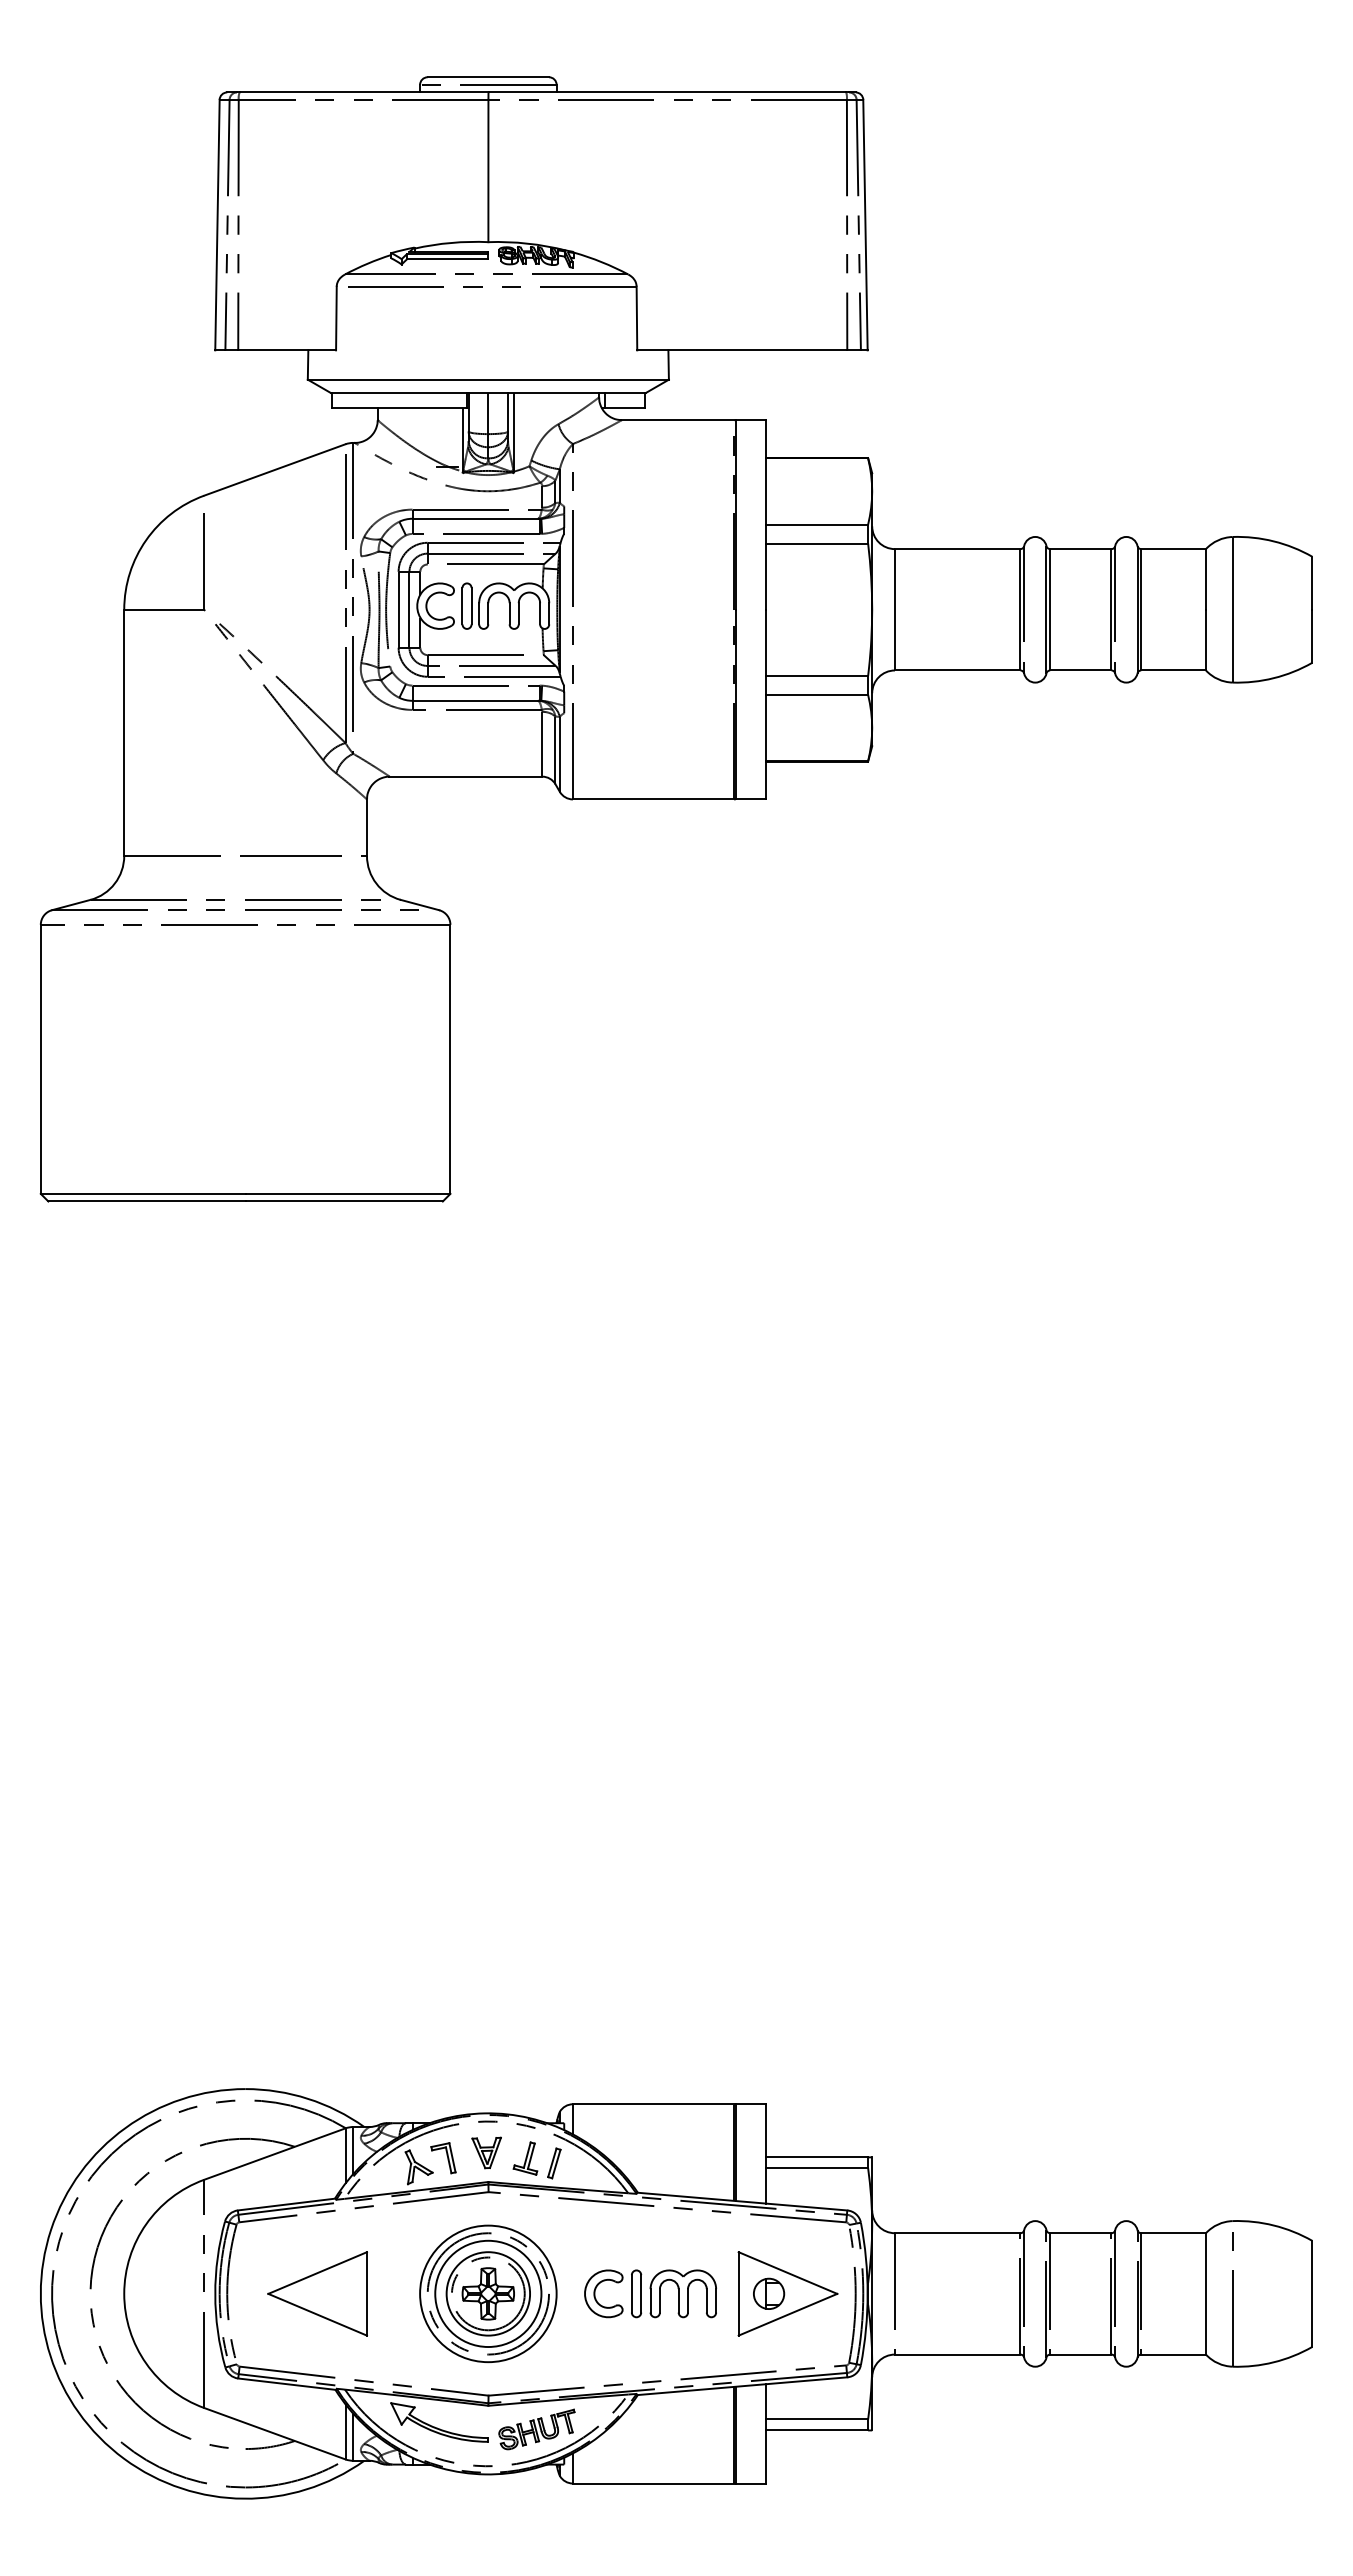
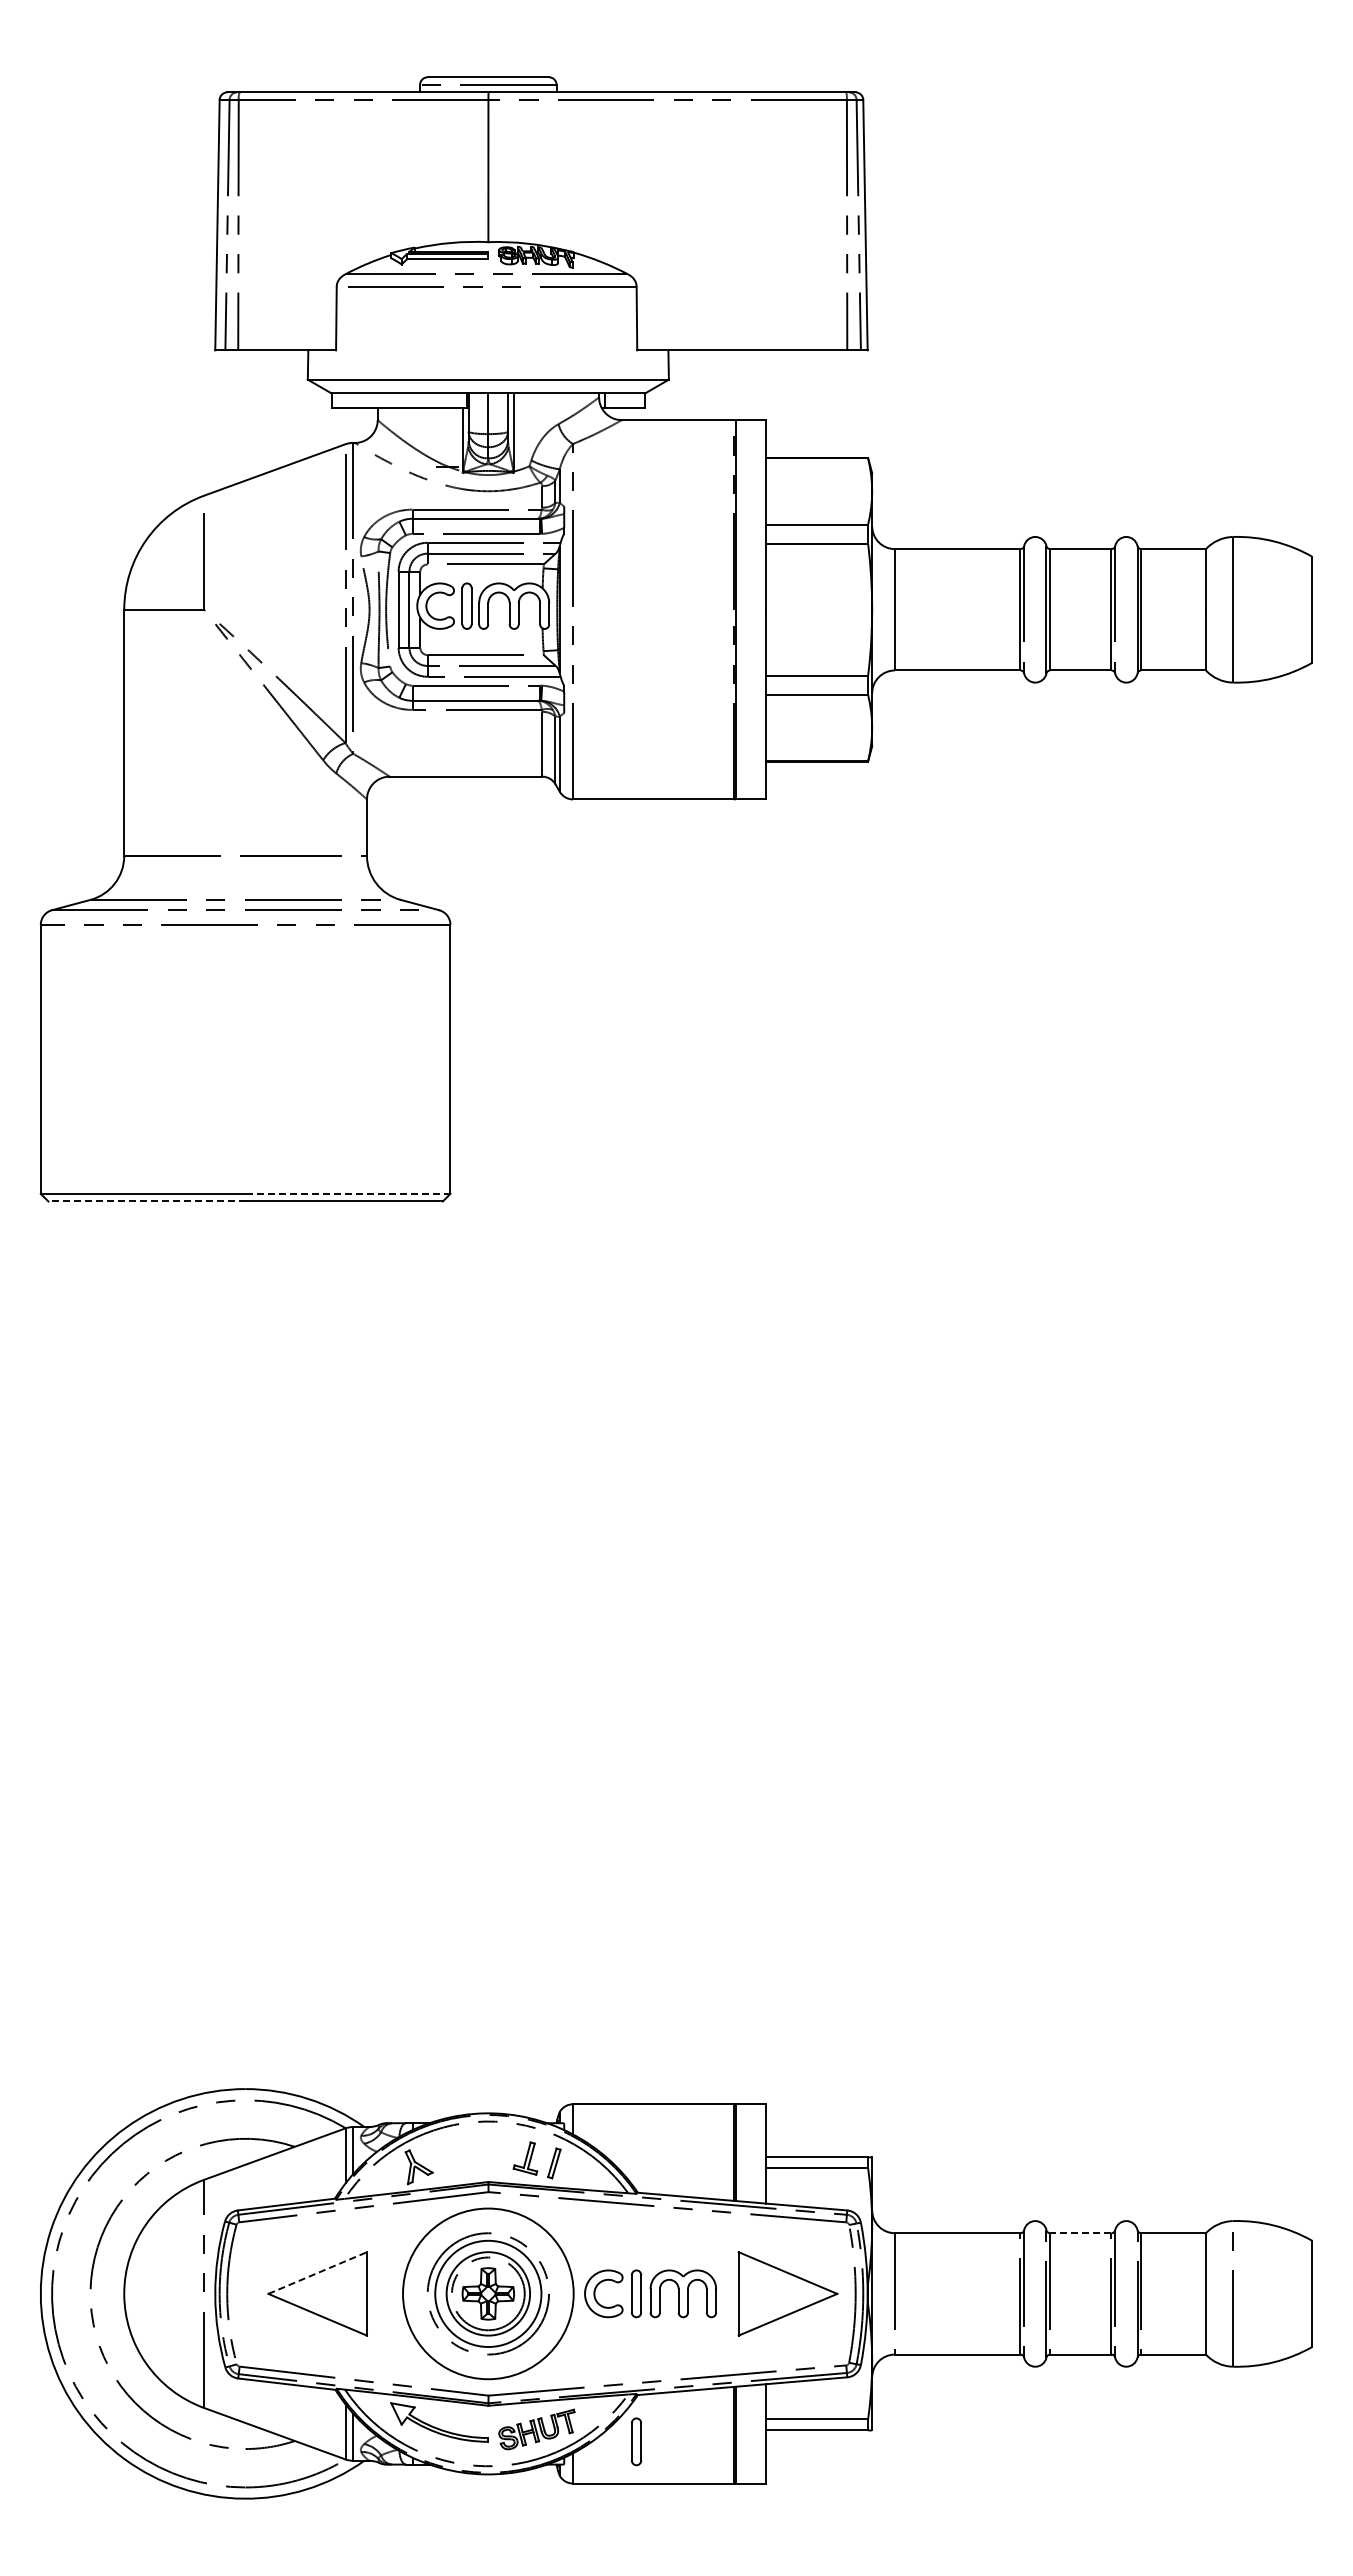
line: solid -> dashed (348, 1193)
line: solid -> dashed (147, 1201)
part: present -> none (486, 2152)
part: present -> none (443, 2158)
line: solid -> dashed (1080, 2233)
line: solid -> dashed (317, 2273)
circle diameter: 137 px -> 171 px (488, 2293)
part: present -> none (769, 2293)
part: none -> present (636, 2441)
